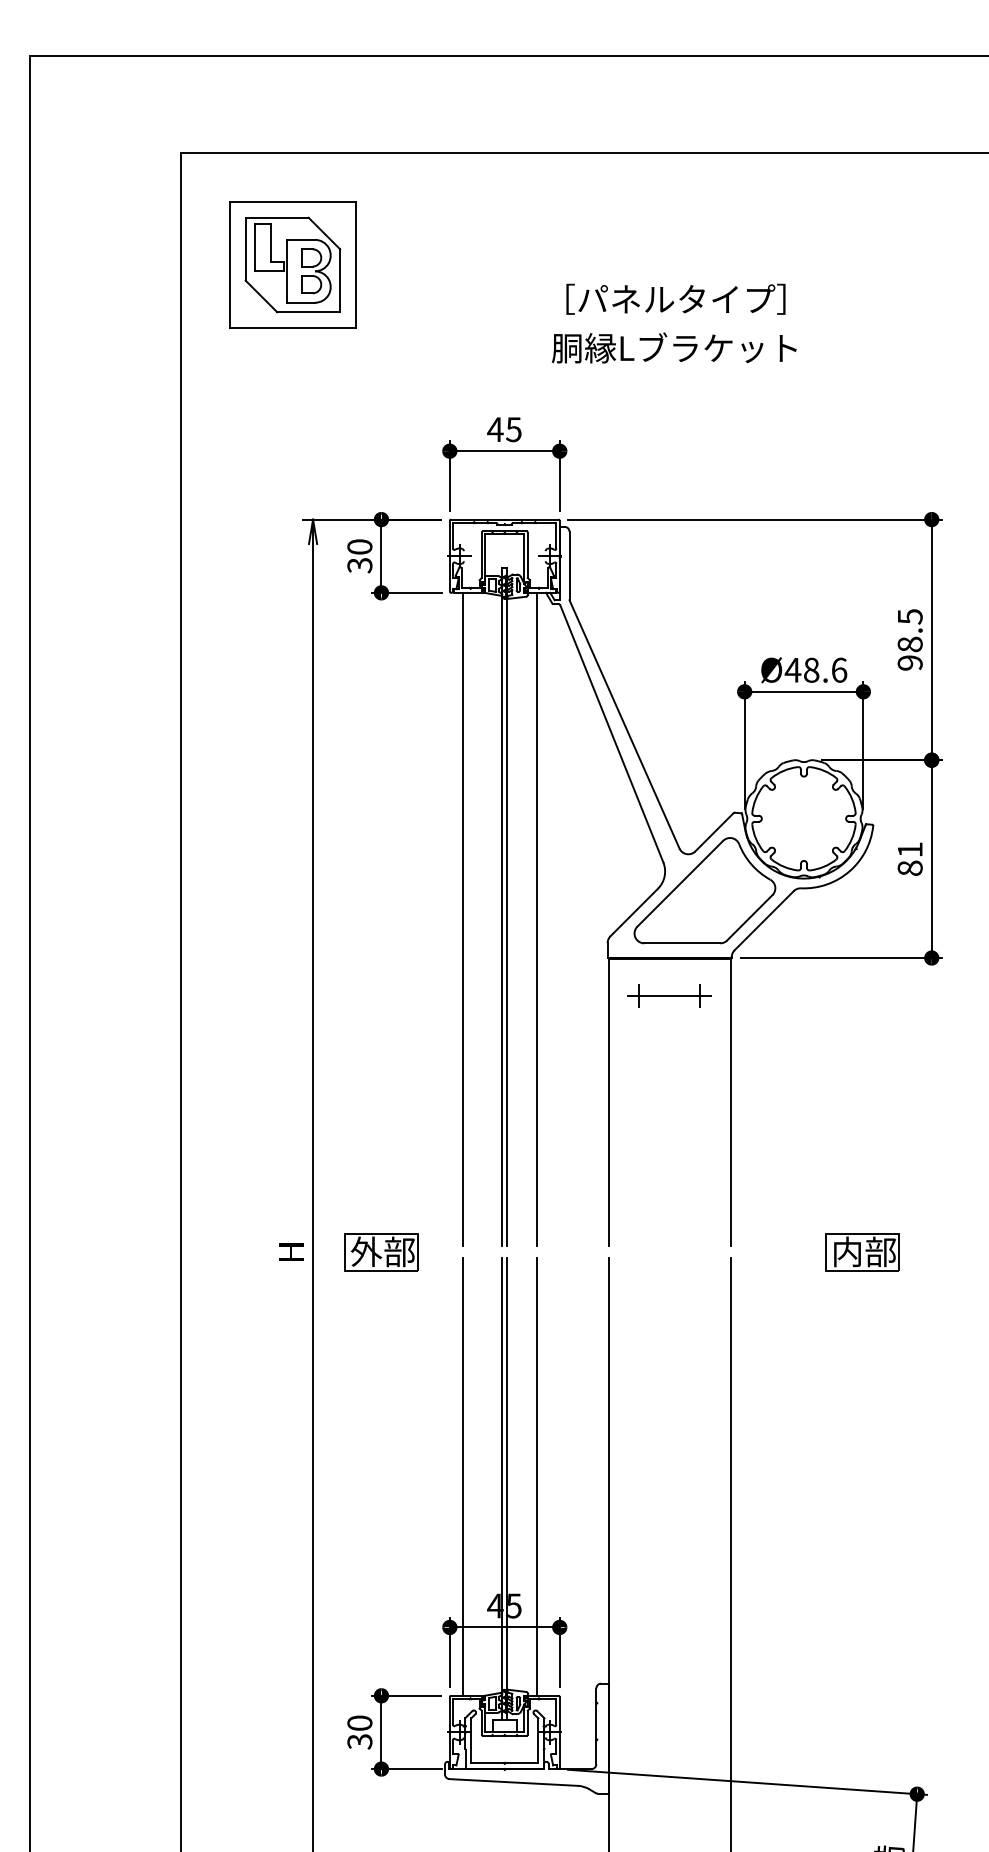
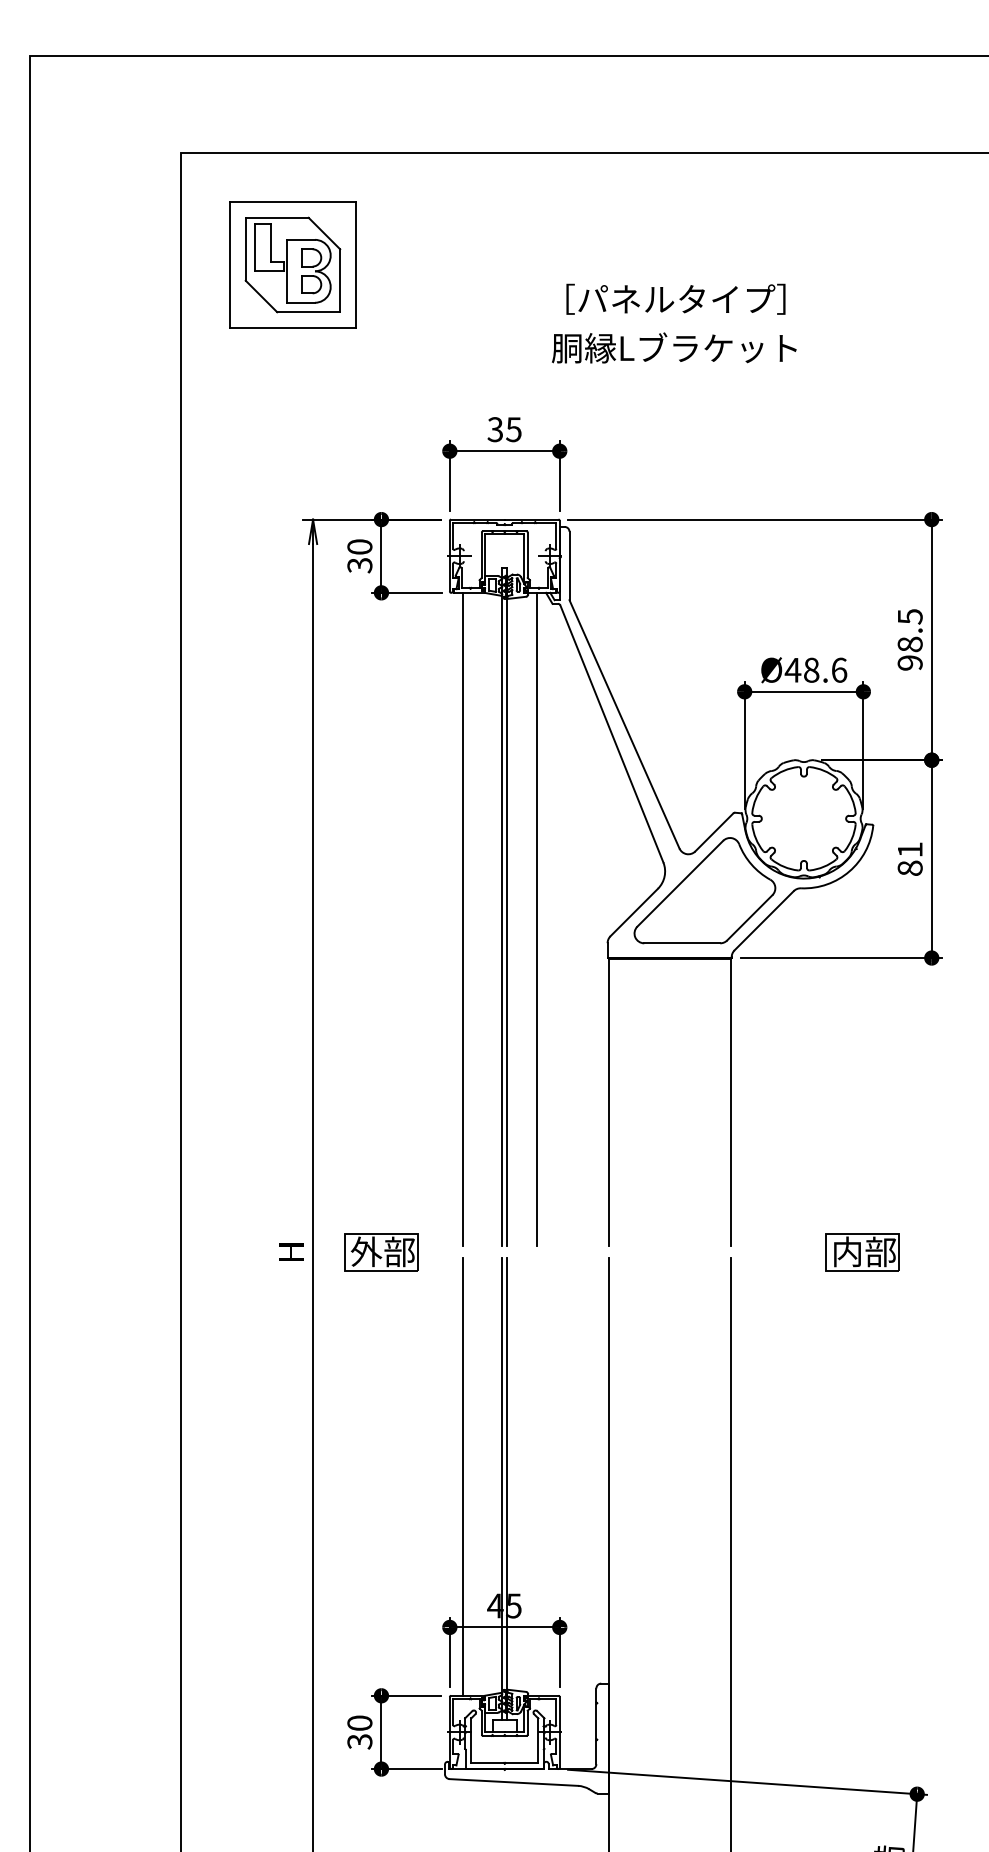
text: 45 -> 35 (495, 429)
part: present -> none (669, 995)
line: present -> none (536, 1476)
